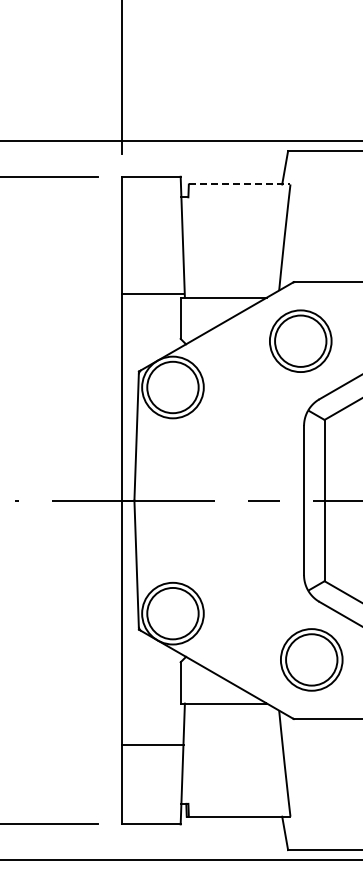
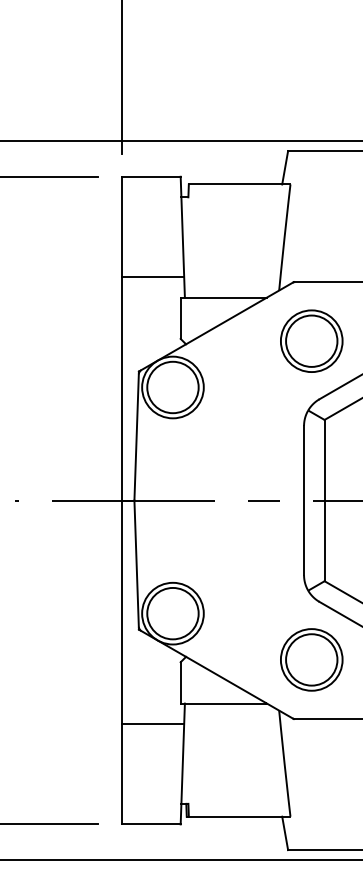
line: dashed -> solid (239, 184)
line position: (152, 294) -> (152, 277) (152, 277)
part position: (300, 340) -> (311, 340) (311, 340)
line position: (152, 745) -> (152, 724) (152, 724)
